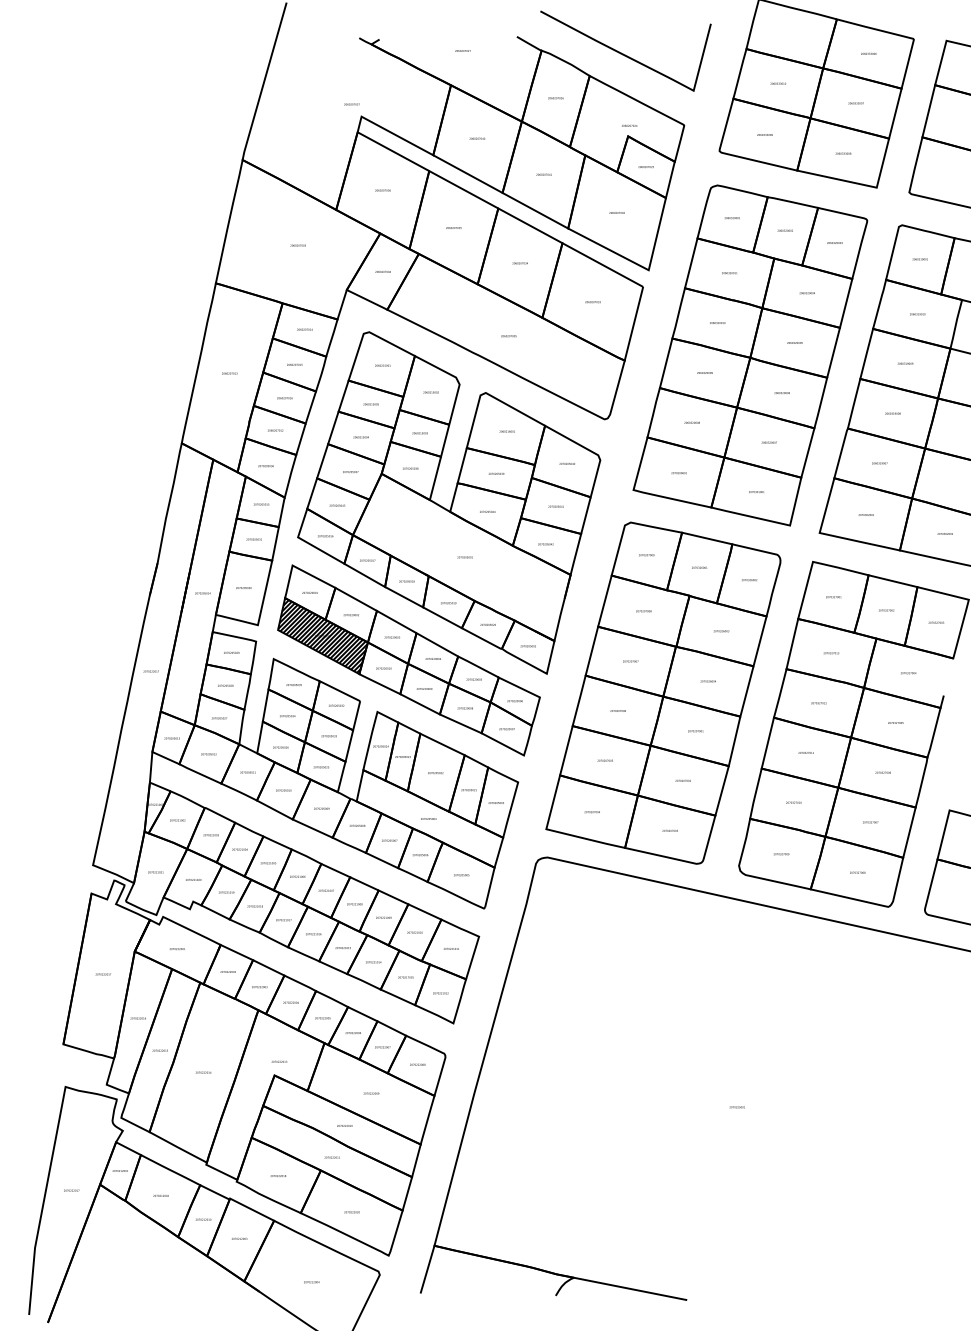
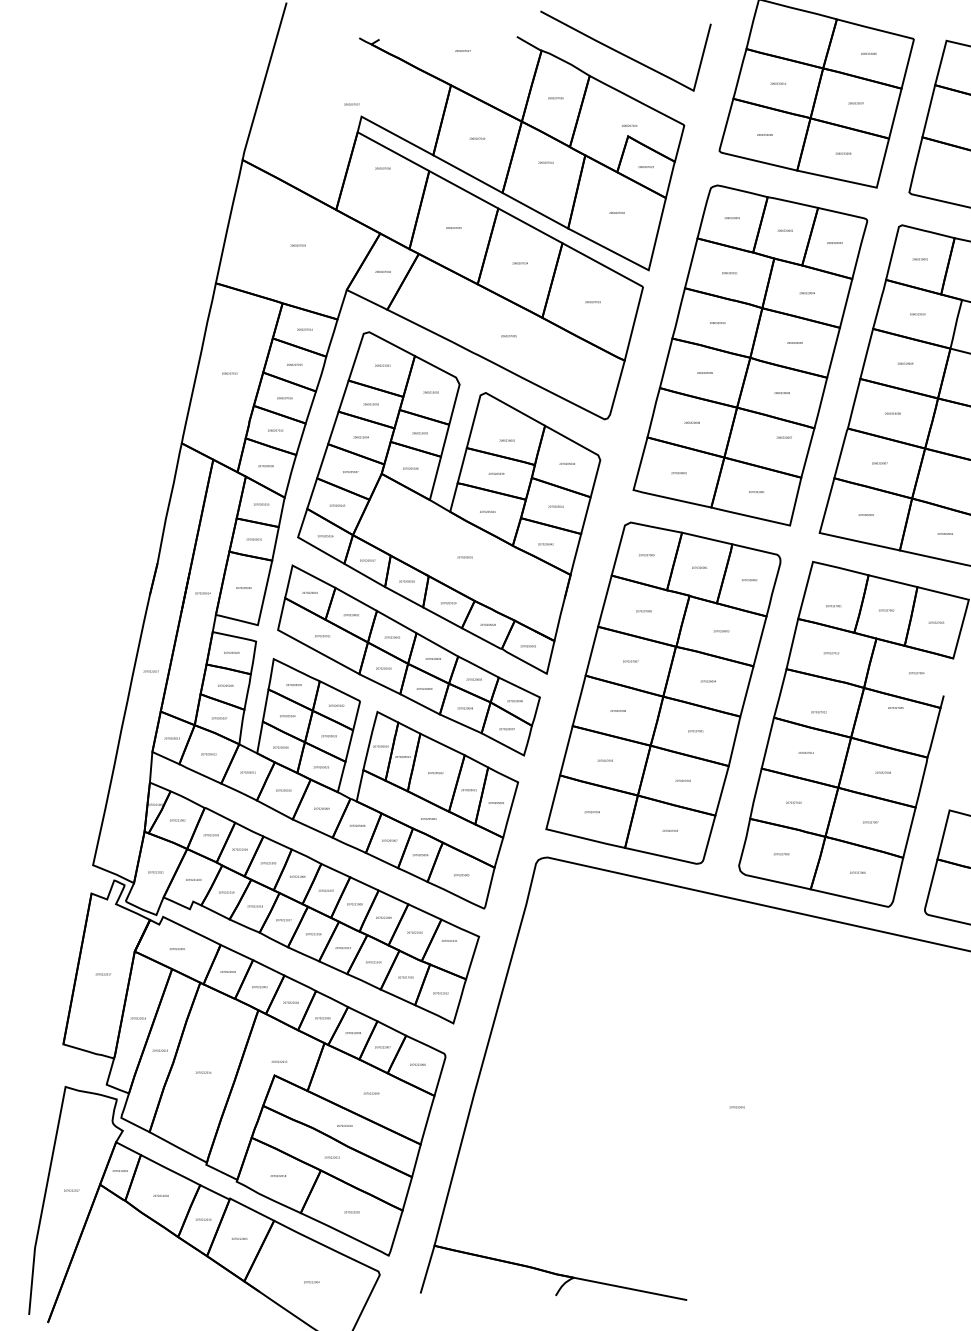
text position: (543, 174) -> (545, 162) (545, 162)
text position: (382, 190) -> (382, 168) (382, 168)
text position: (506, 431) -> (506, 440) (506, 440)
text position: (768, 442) -> (783, 437) (783, 437)
text position: (833, 597) -> (833, 606) (833, 606)
hatch: present -> none (322, 635)
text position: (908, 673) -> (916, 673) (916, 673)
text position: (818, 703) -> (818, 712) (818, 712)
text position: (895, 722) -> (895, 707) (895, 707)
text position: (450, 948) -> (448, 940) (448, 940)
